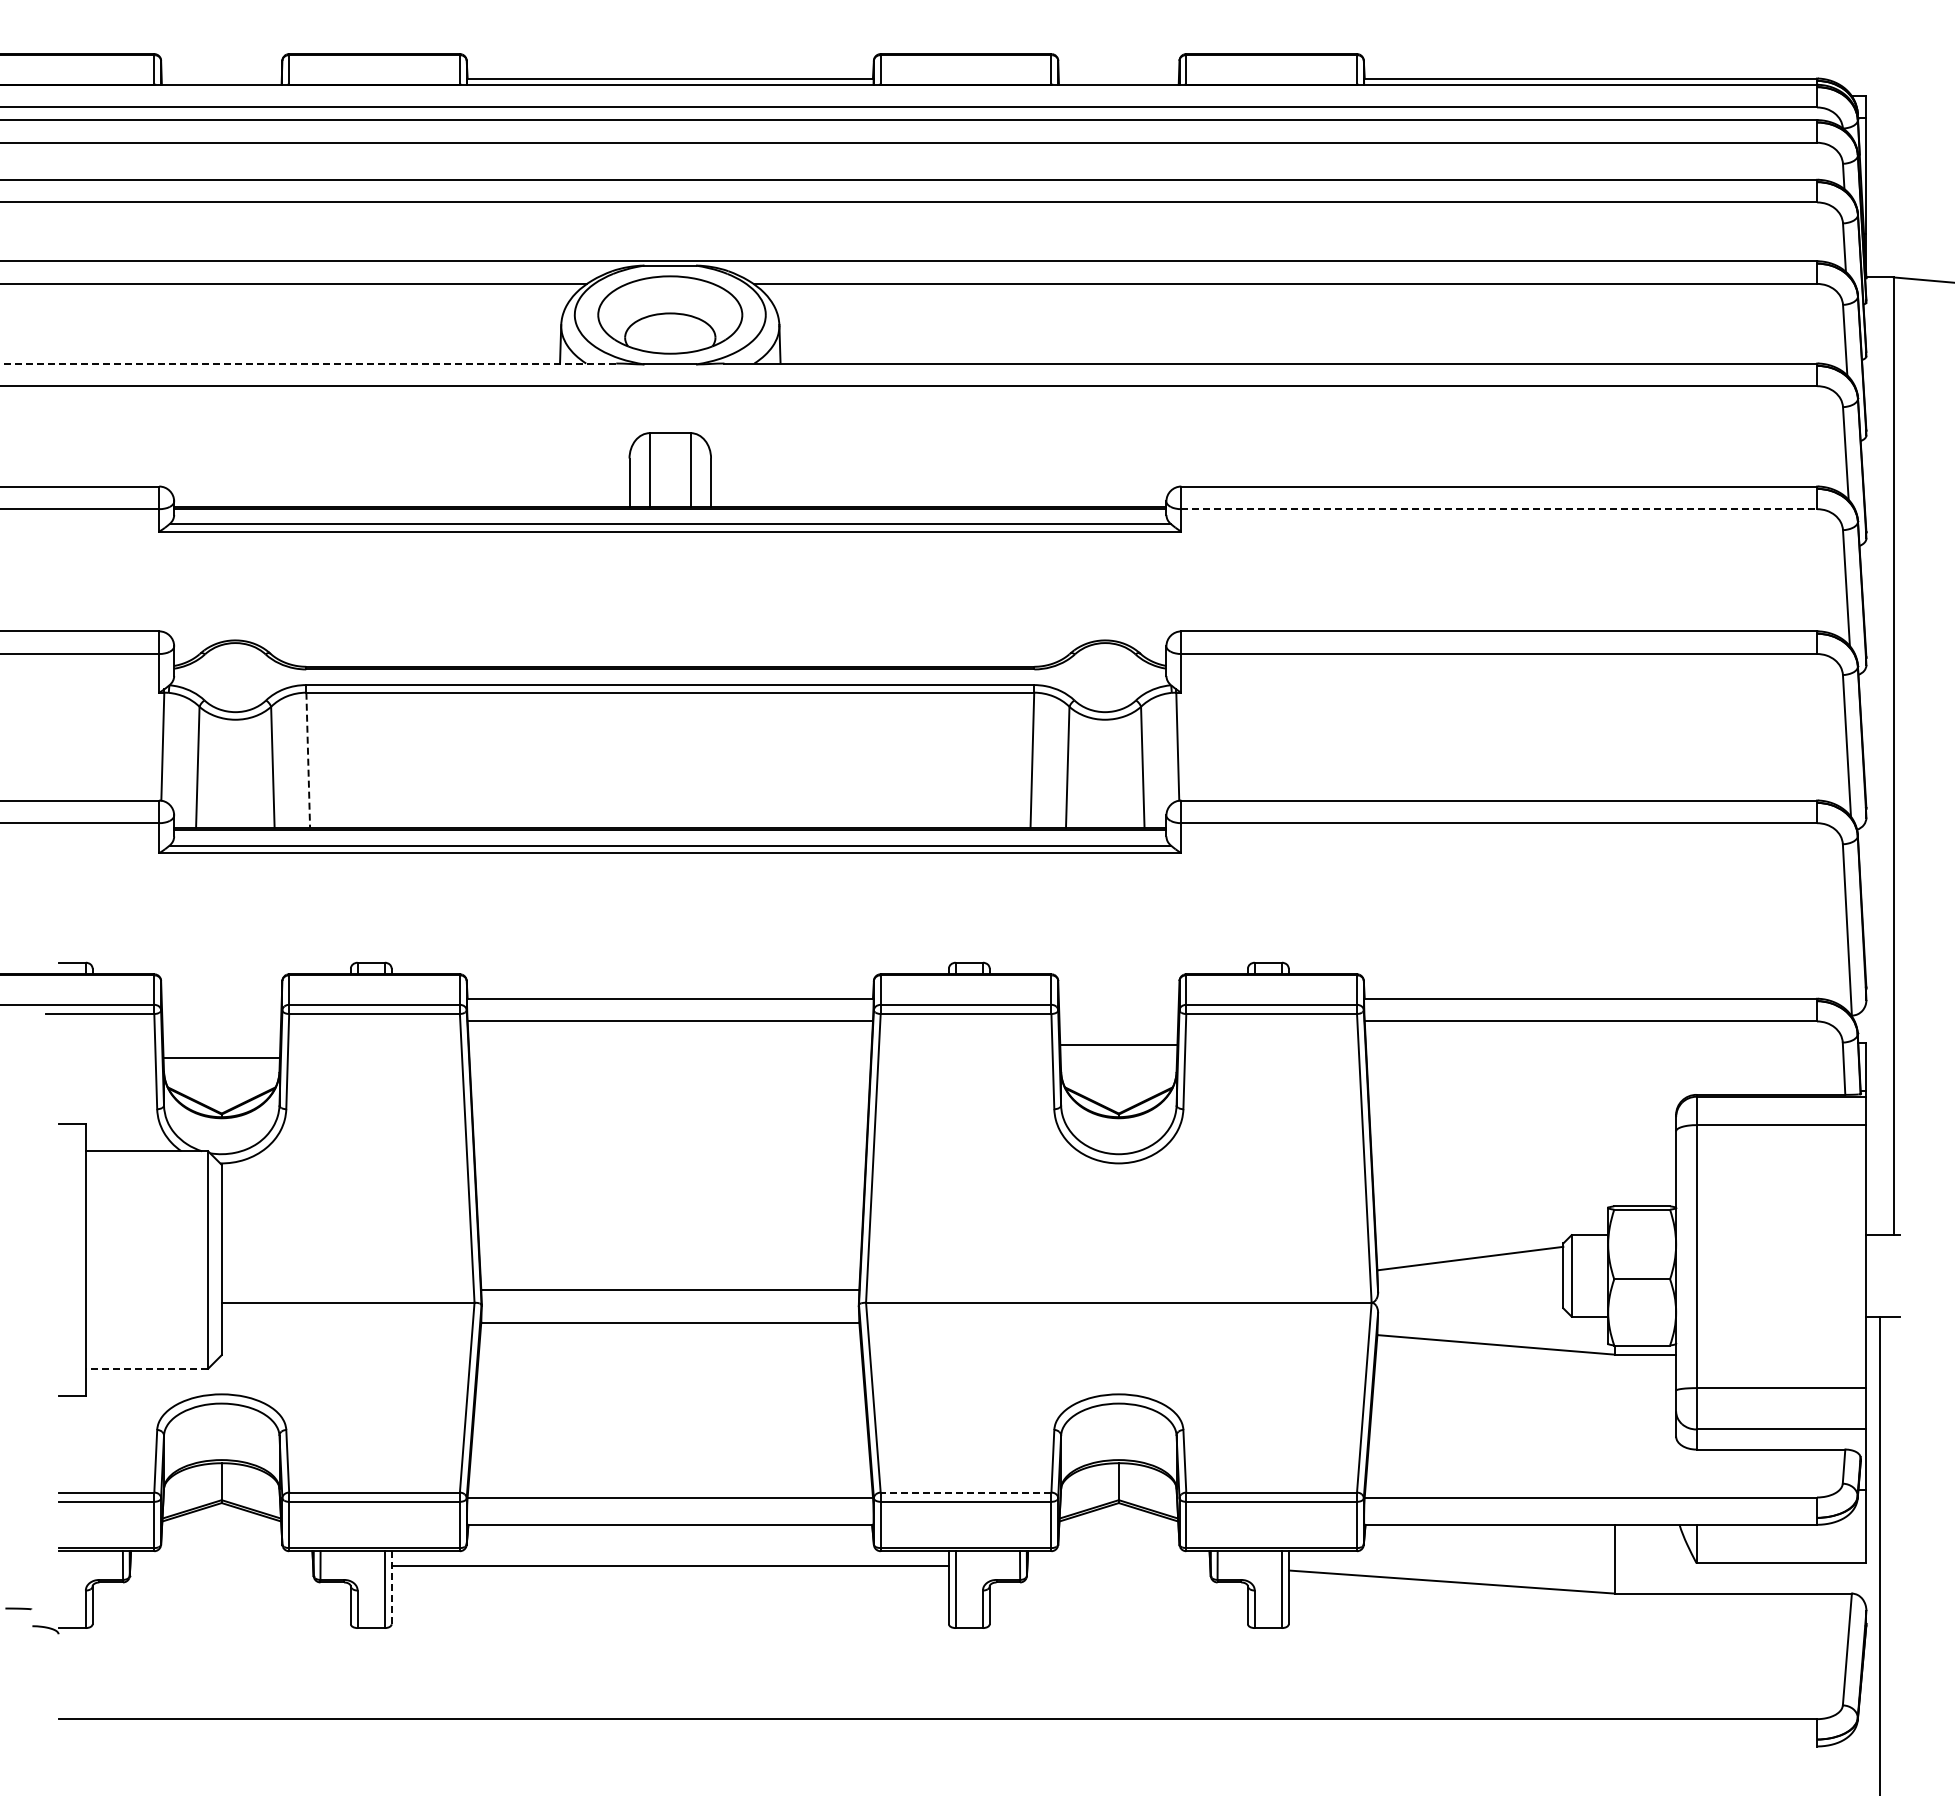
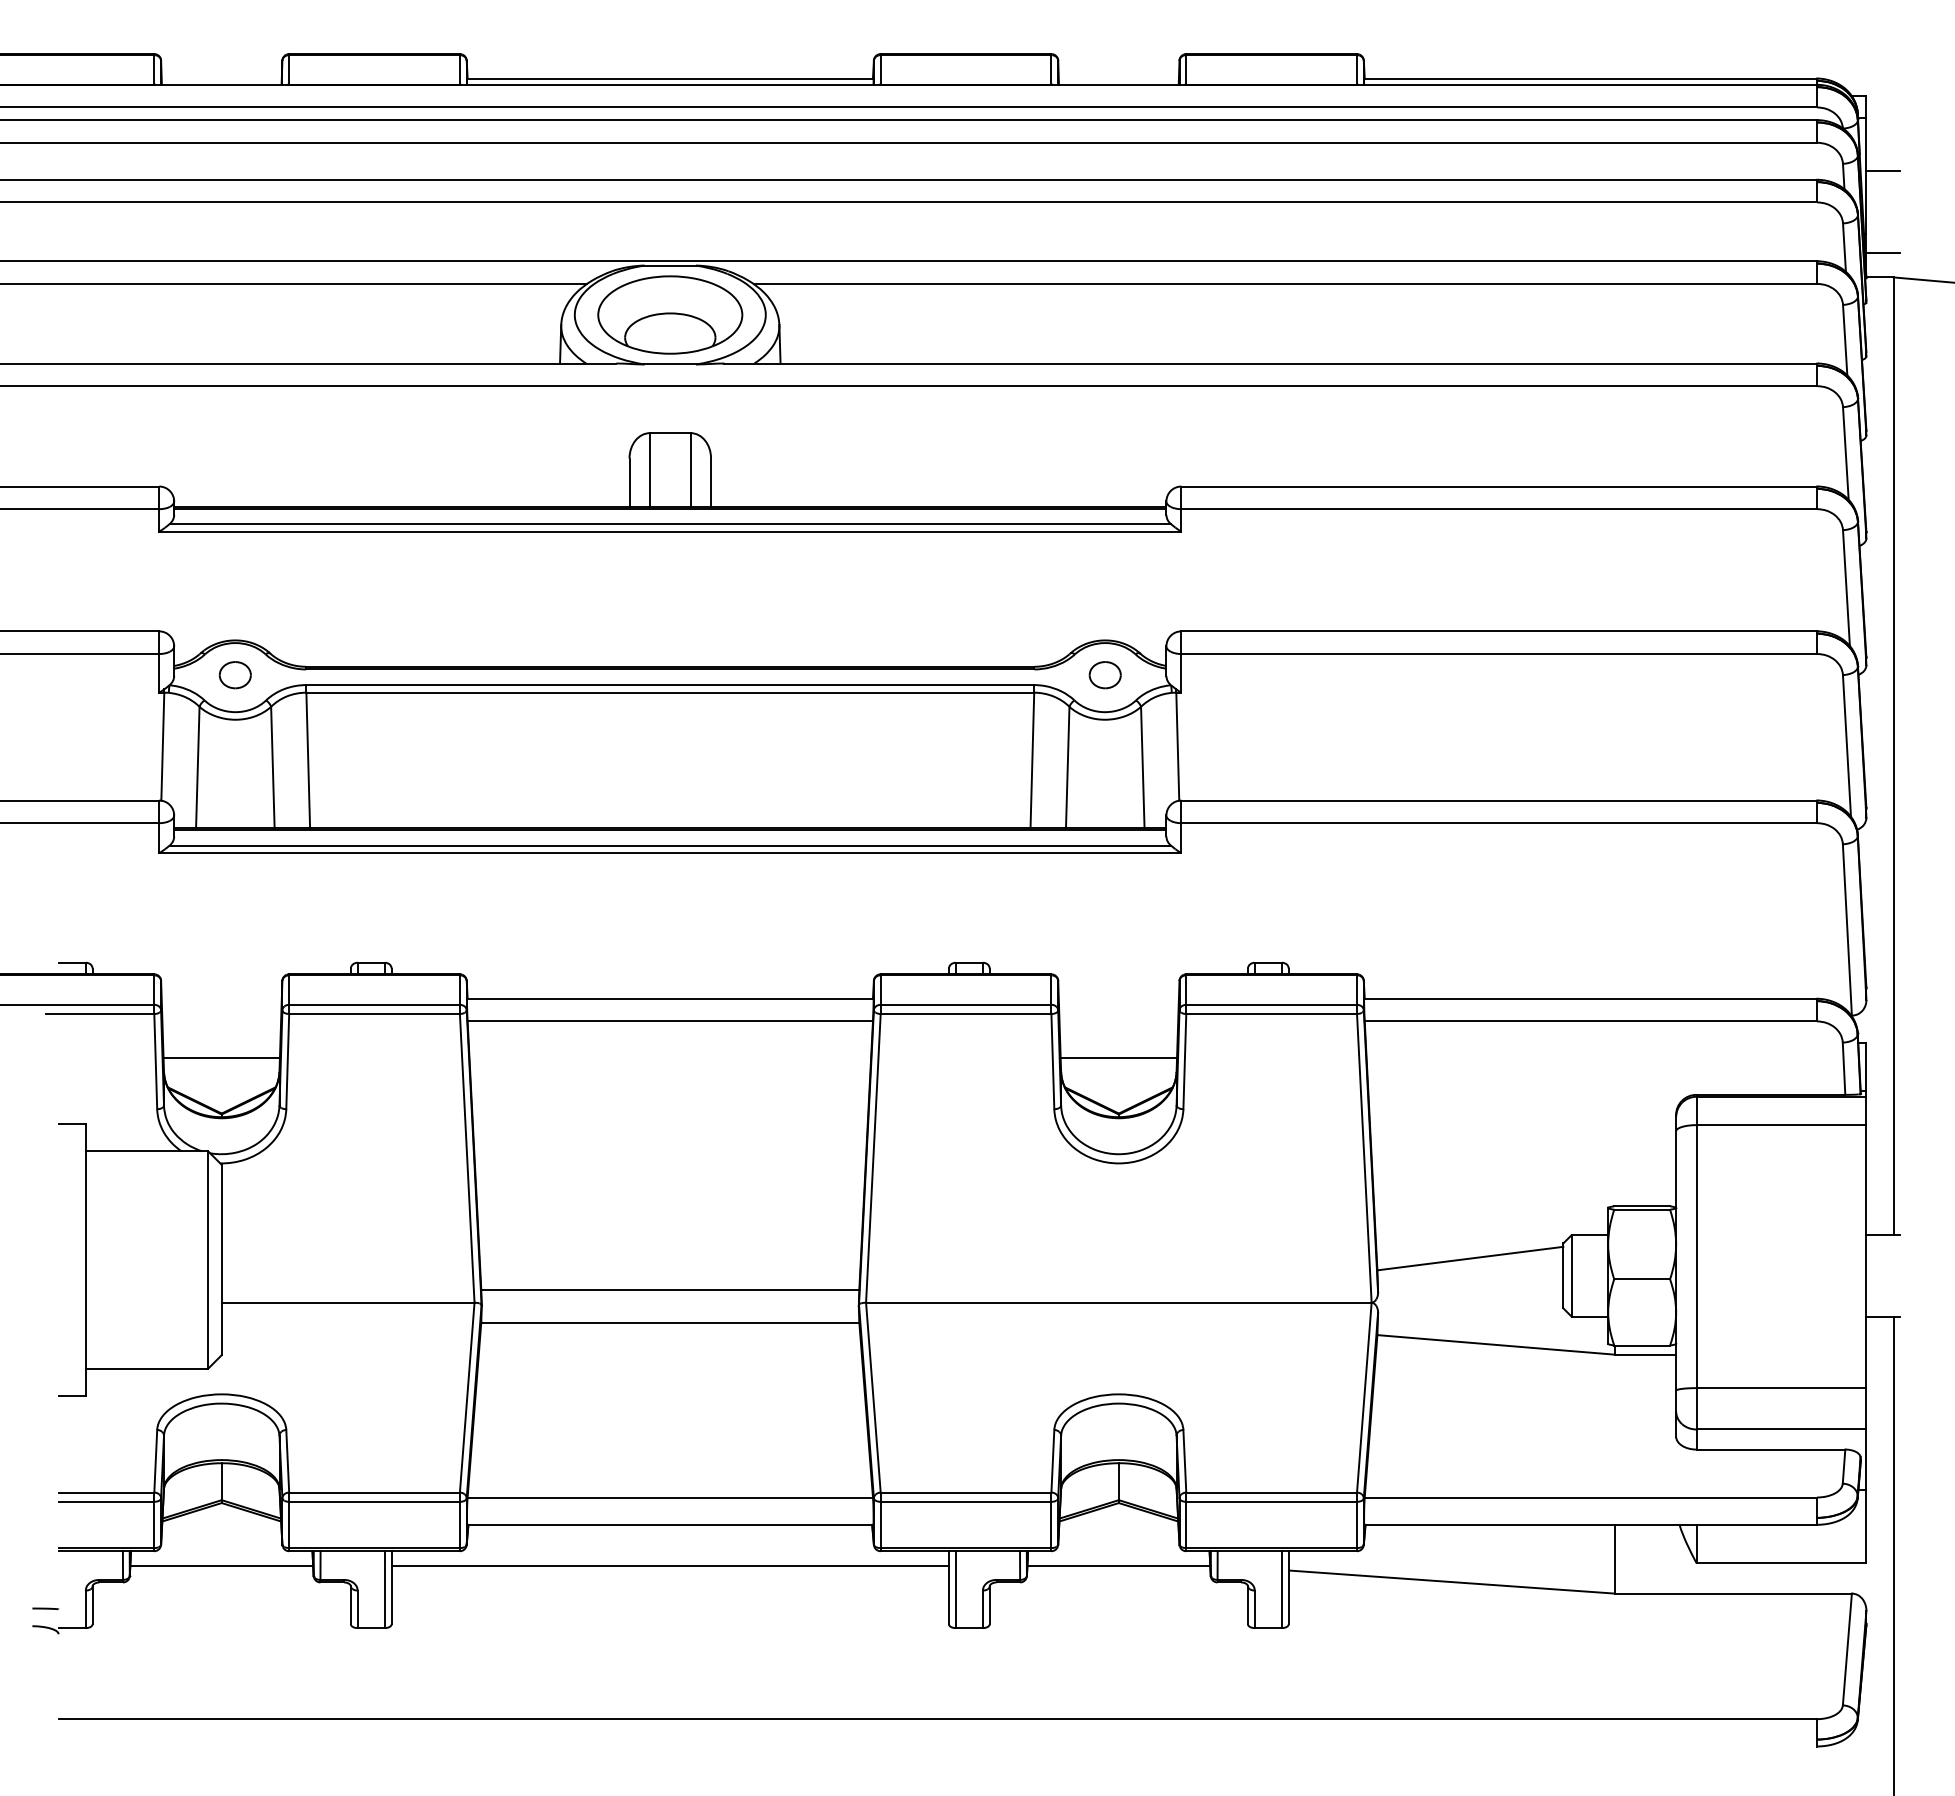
line: none -> present (1883, 171)
line: none -> present (1883, 252)
line: dashed -> solid (308, 363)
line: dashed -> solid (1499, 509)
part: none -> present (234, 675)
part: none -> present (1104, 675)
line: dashed -> solid (308, 760)
line position: (1118, 1044) -> (1118, 1057) (1118, 1057)
line: dashed -> solid (146, 1368)
line: dashed -> solid (965, 1492)
line position: (1879, 1554) -> (1893, 1554) (1893, 1554)
line: none -> present (221, 1566)
line: none -> present (1118, 1566)
line: dashed -> solid (391, 1587)
line position: (18, 1608) -> (45, 1608) (45, 1608)
